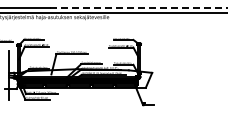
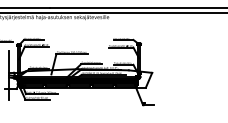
line: dashed -> solid (138, 8)
